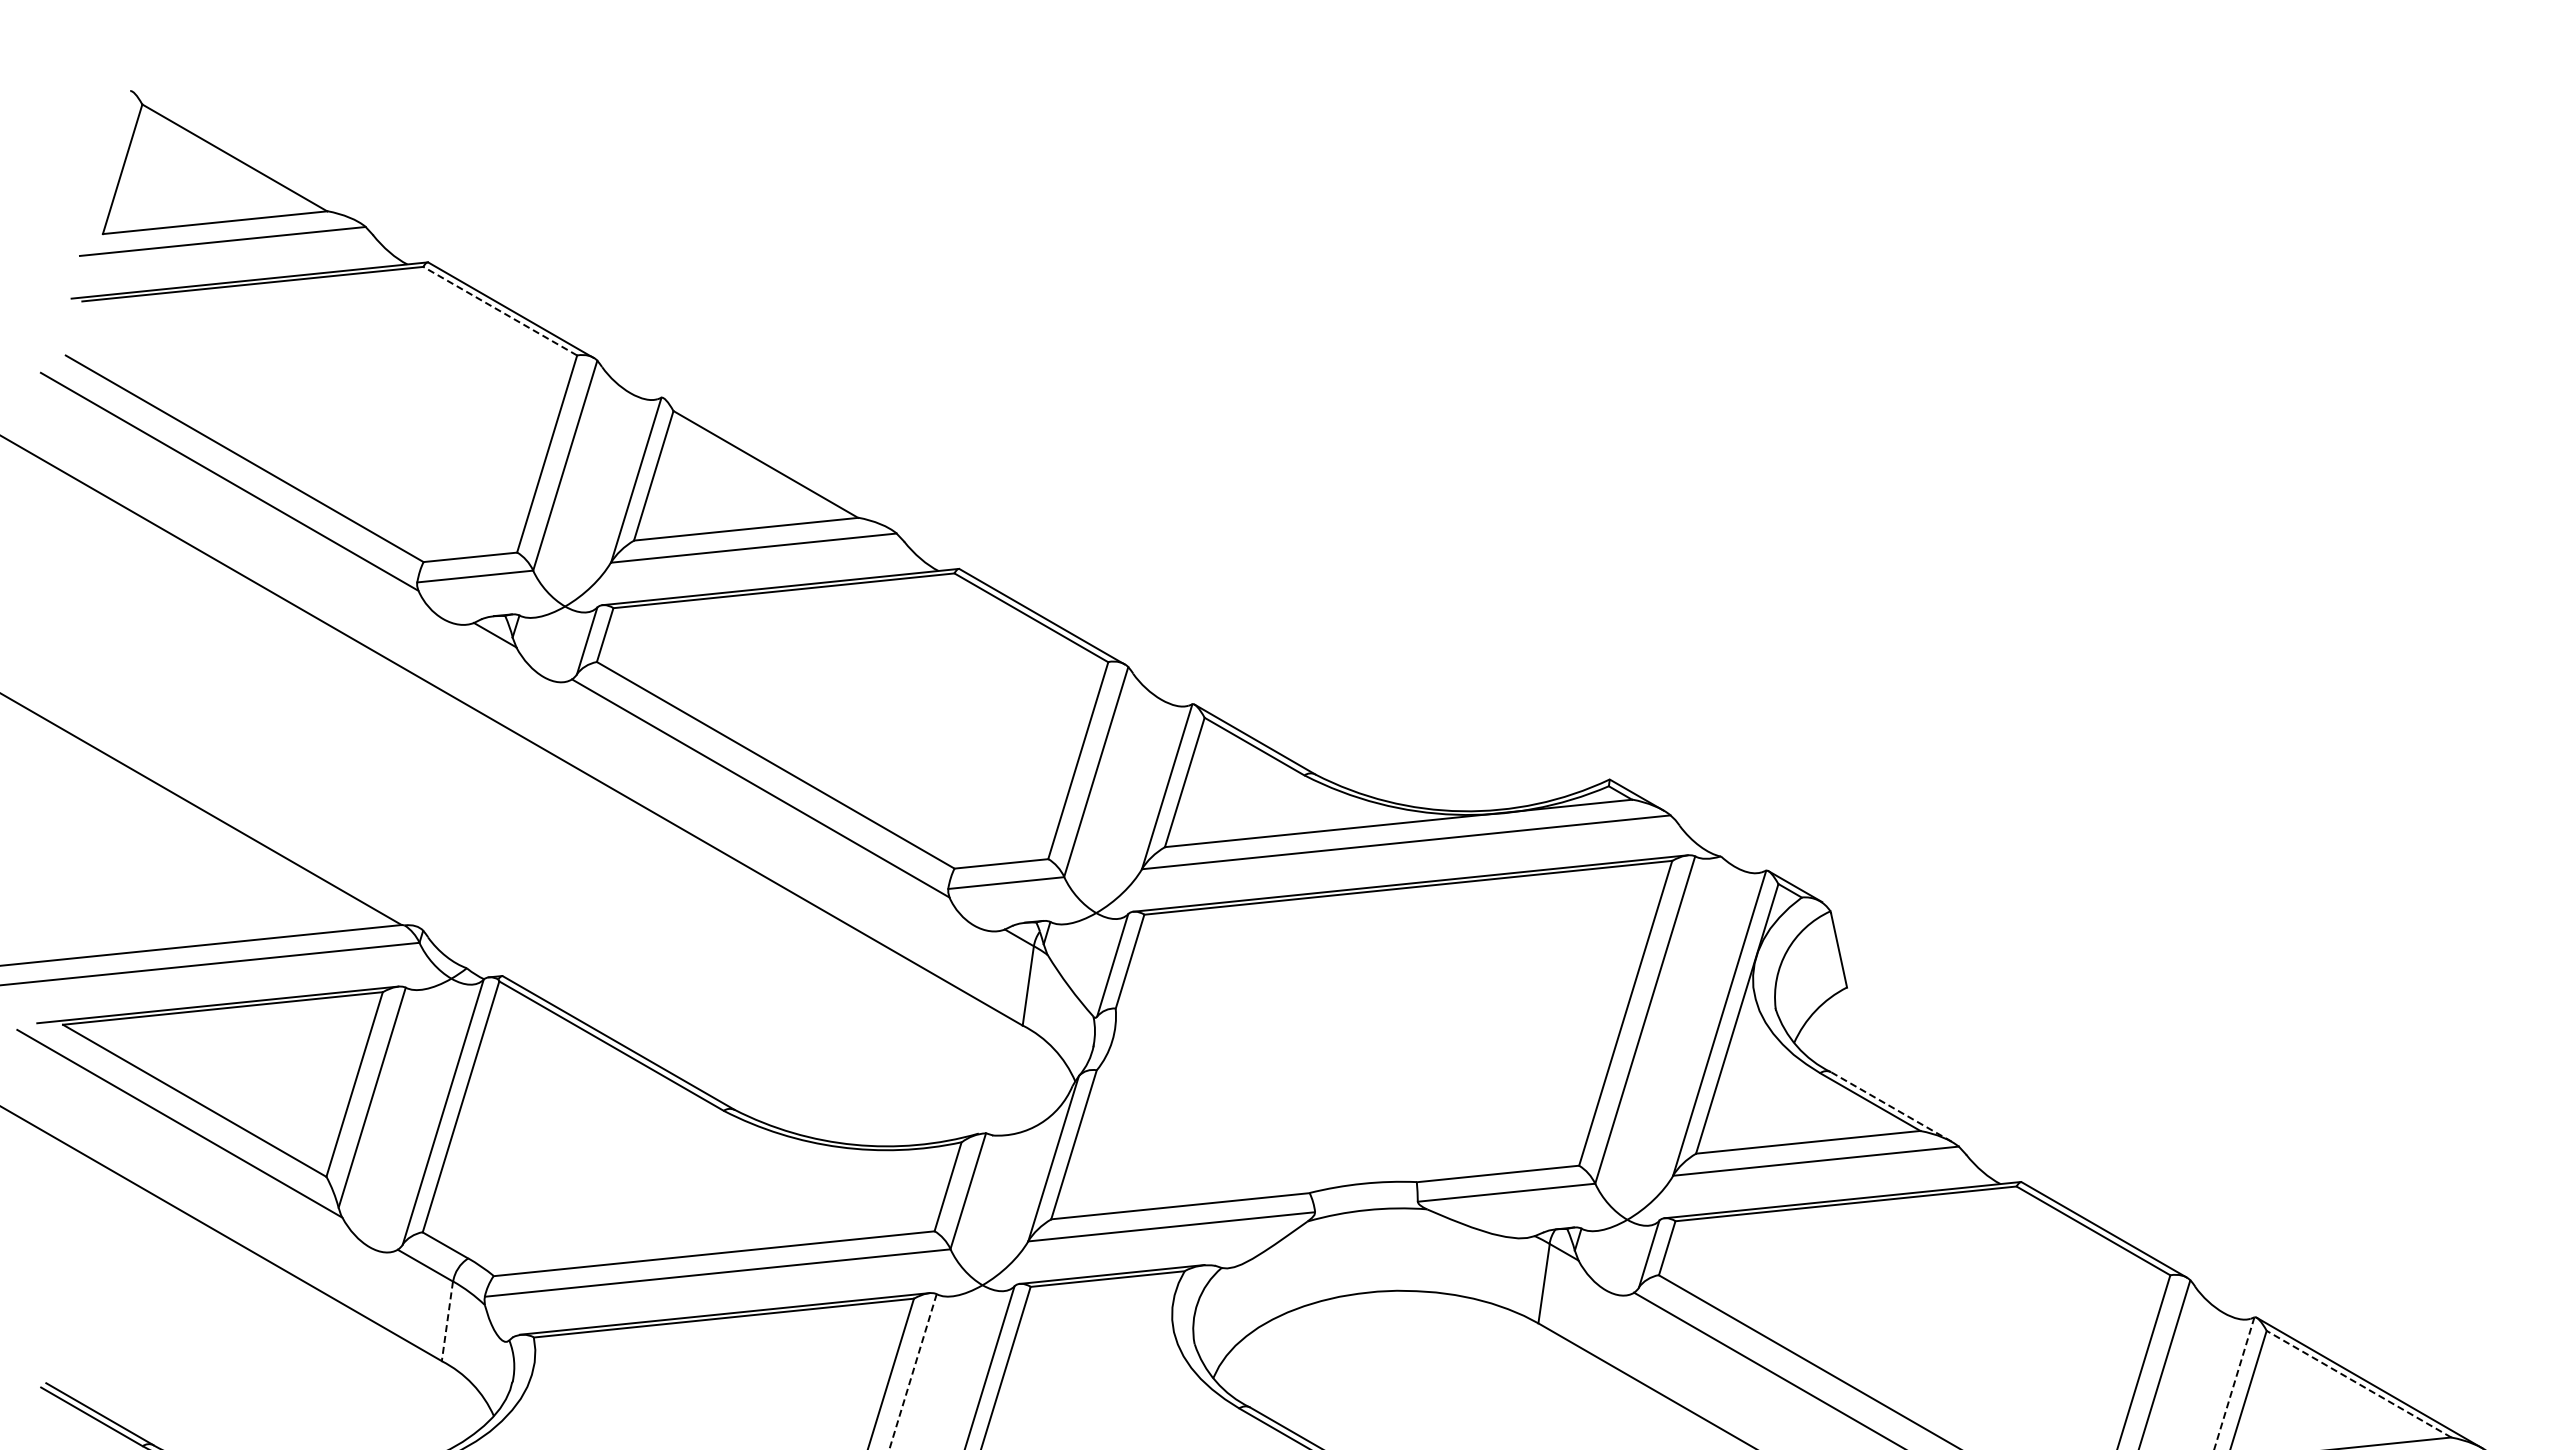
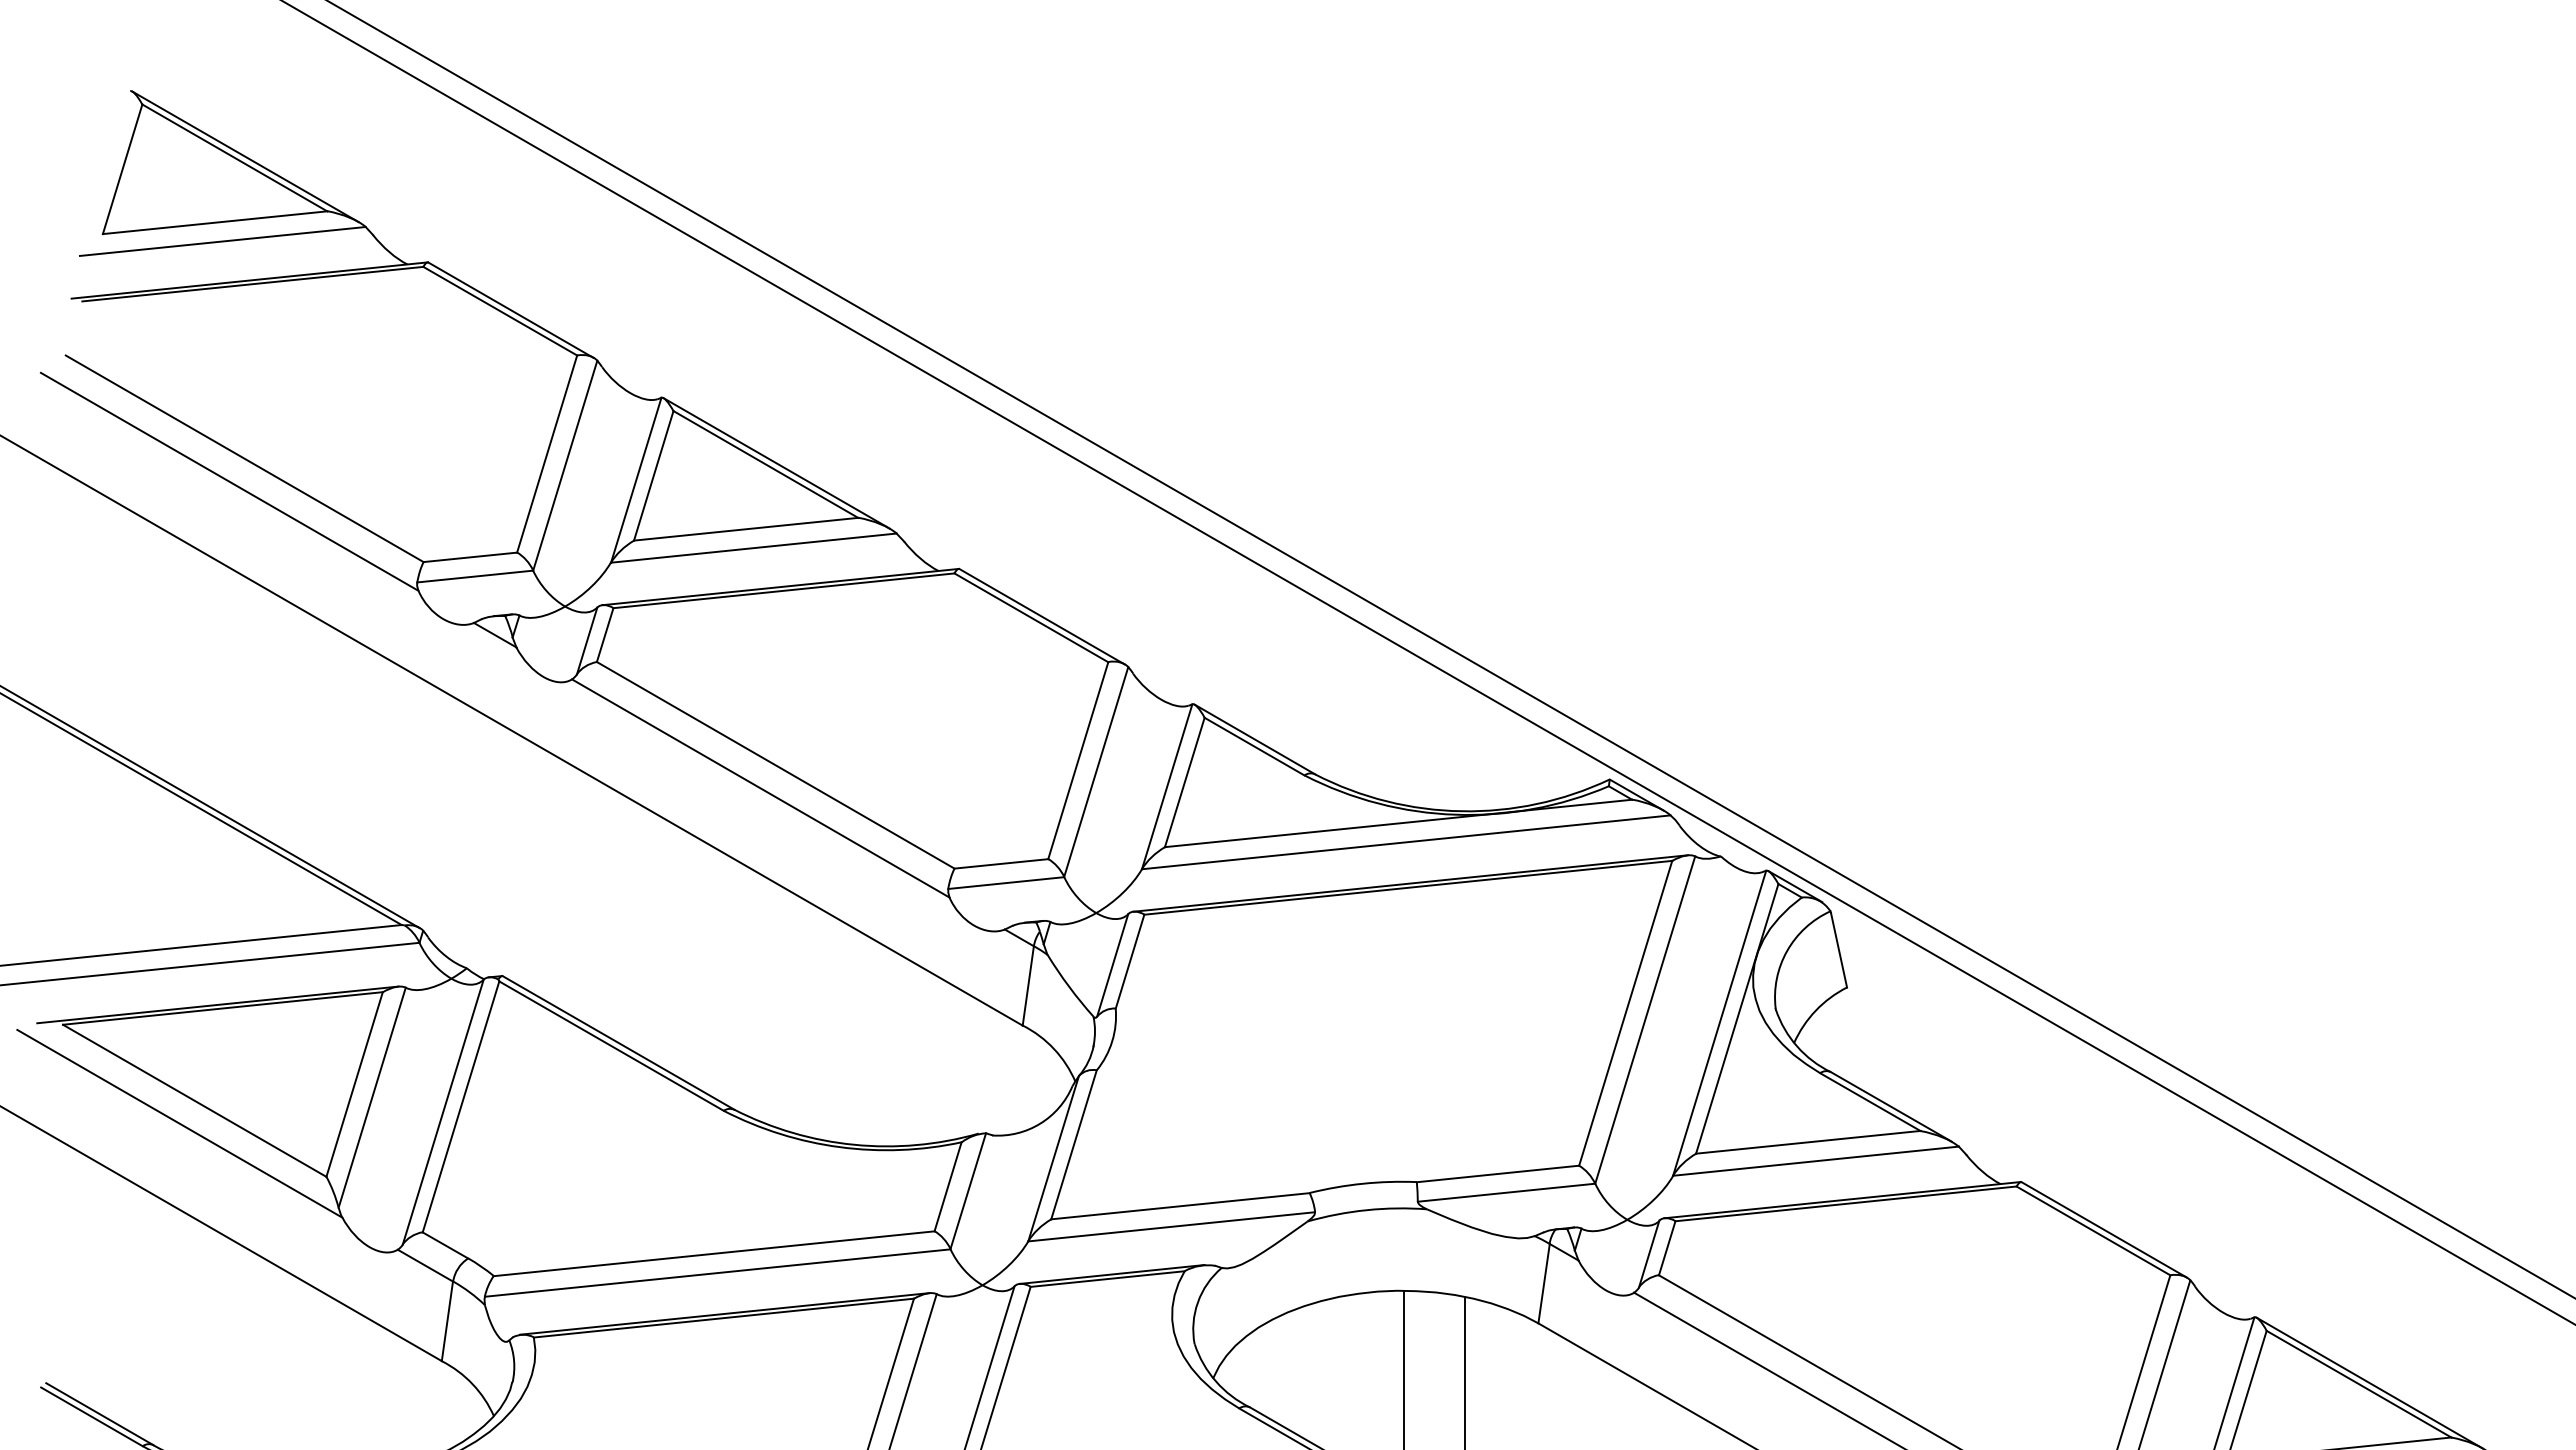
line: none -> present (245, 156)
line: dashed -> solid (500, 311)
line: none -> present (776, 463)
line: none -> present (1450, 649)
line: none -> present (1428, 662)
line: none -> present (210, 807)
line: dashed -> solid (1891, 1106)
line: dashed -> solid (447, 1321)
line: none -> present (1404, 1368)
line: none -> present (1464, 1371)
line: dashed -> solid (912, 1372)
line: dashed -> solid (2234, 1384)
line: dashed -> solid (2359, 1384)
